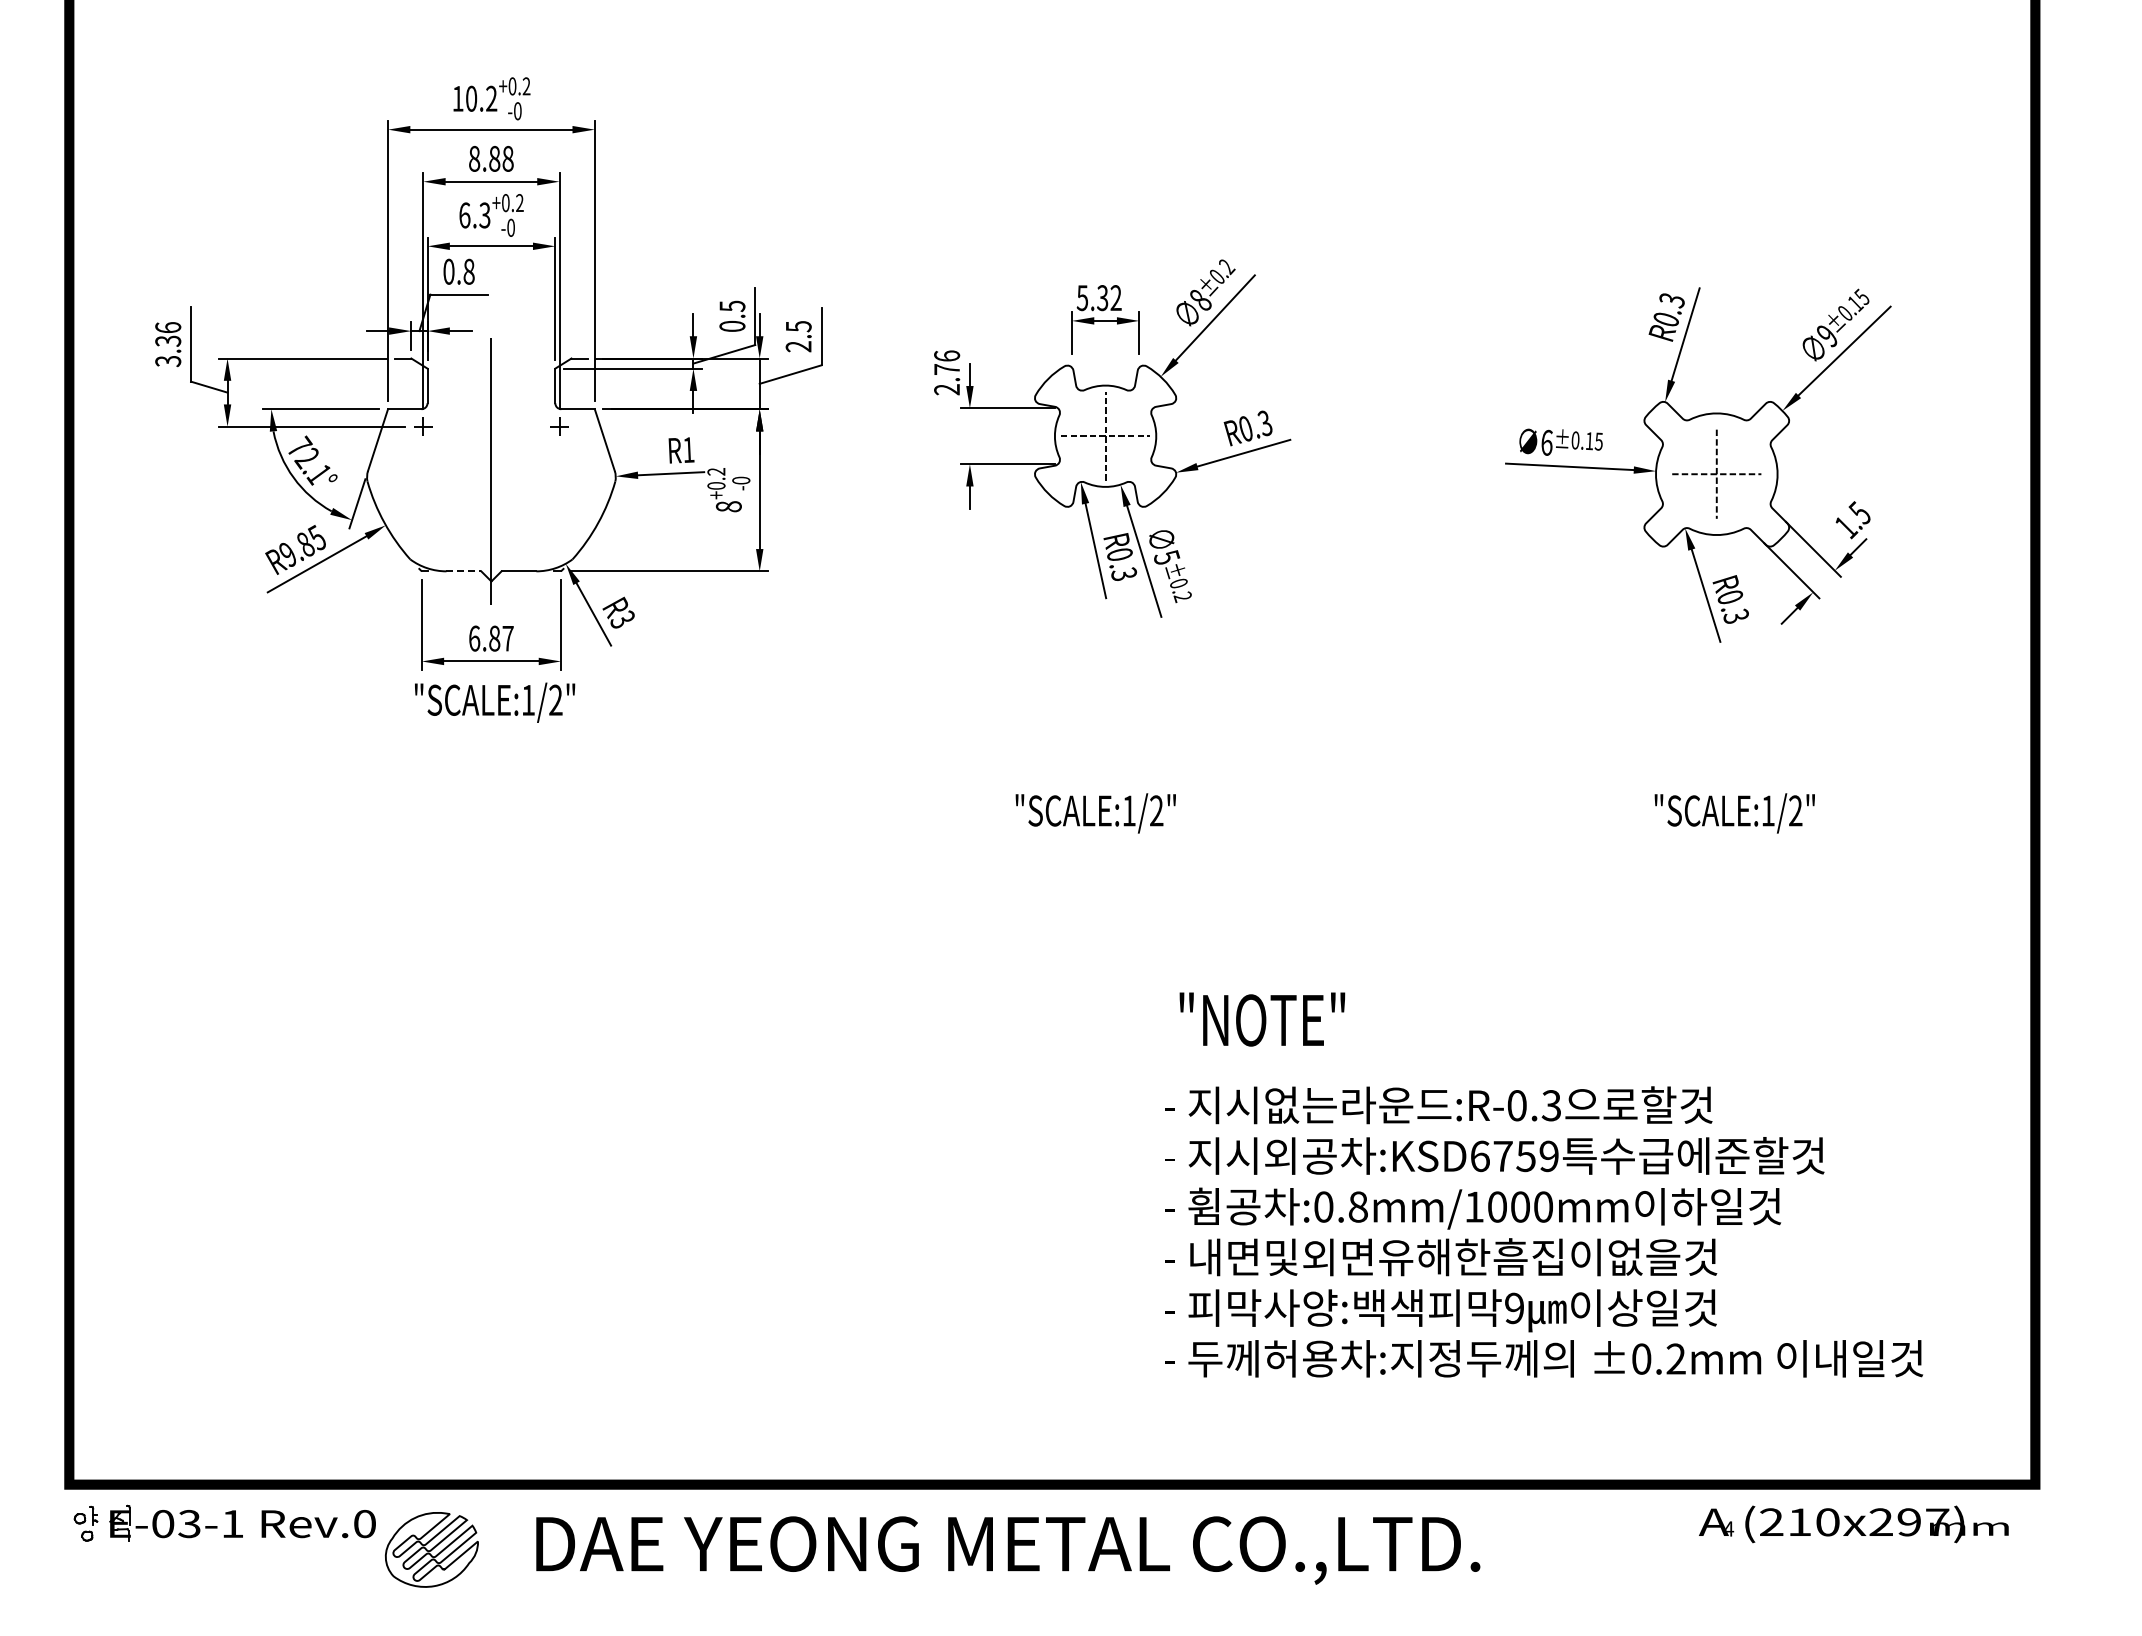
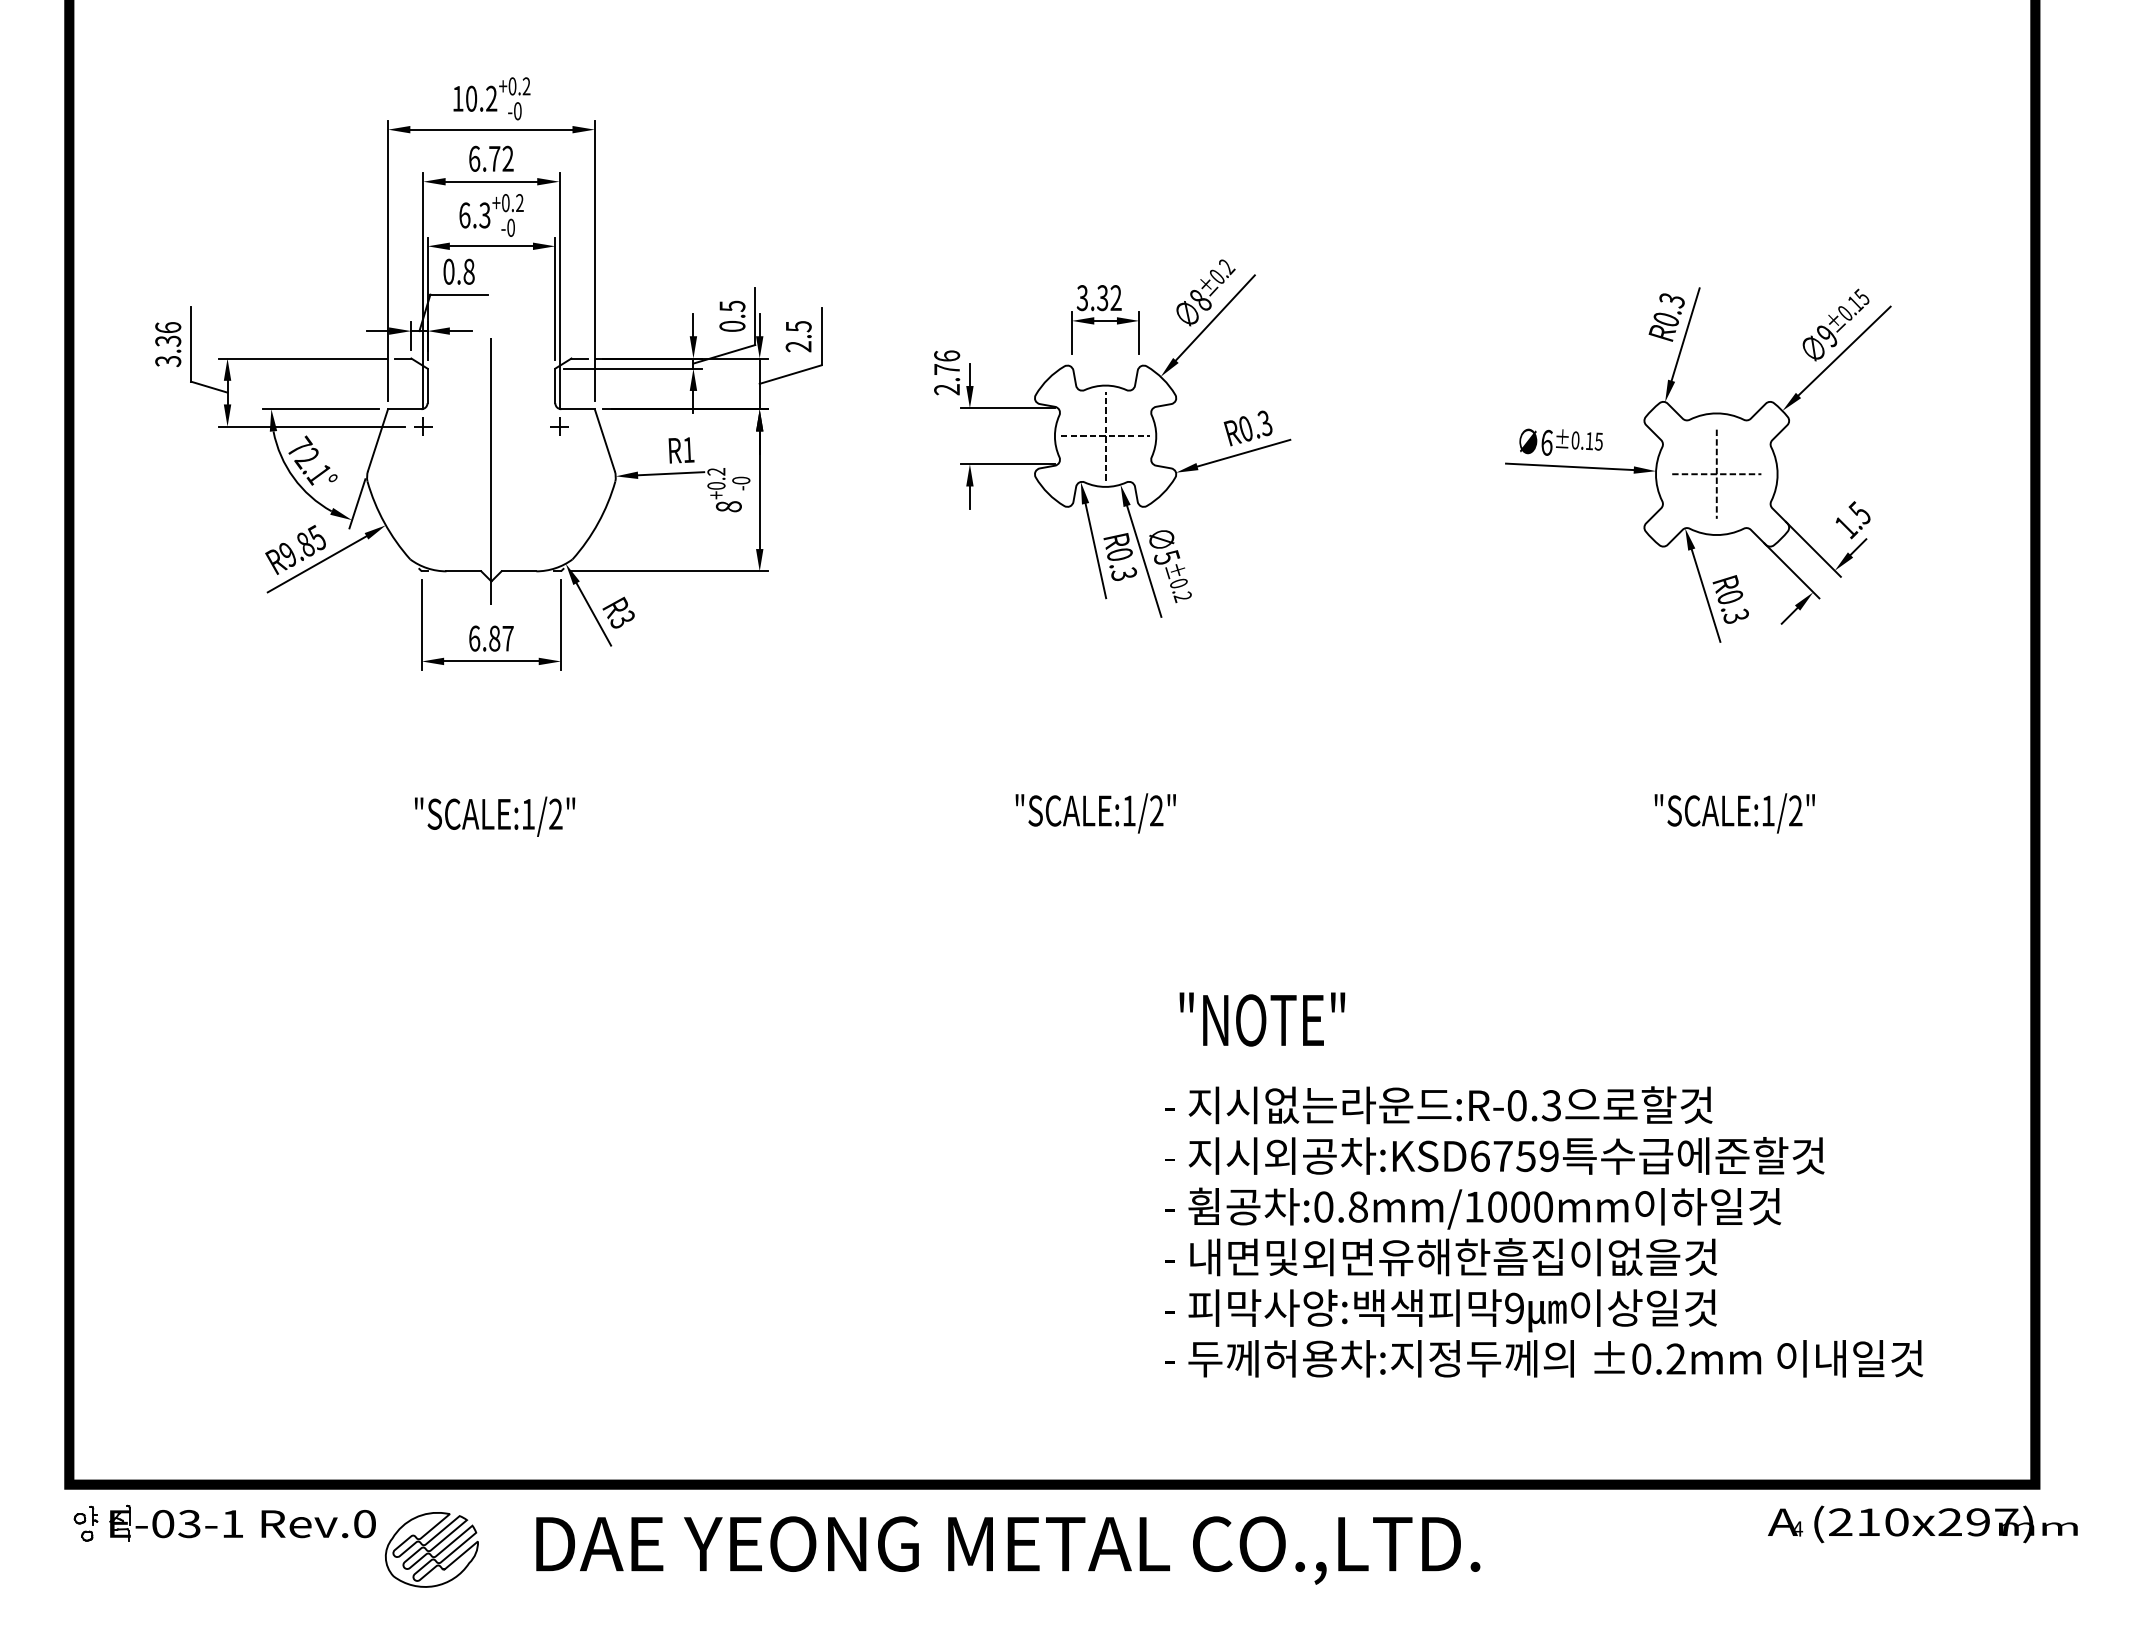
text: 8.88 -> 6.72 (491, 158)
text: 5.32 -> 3.32 (1082, 297)
line: dashed -> solid (464, 571)
text position: (495, 702) -> (495, 816) (495, 816)
text position: (1853, 1524) -> (1922, 1524) (1922, 1524)
